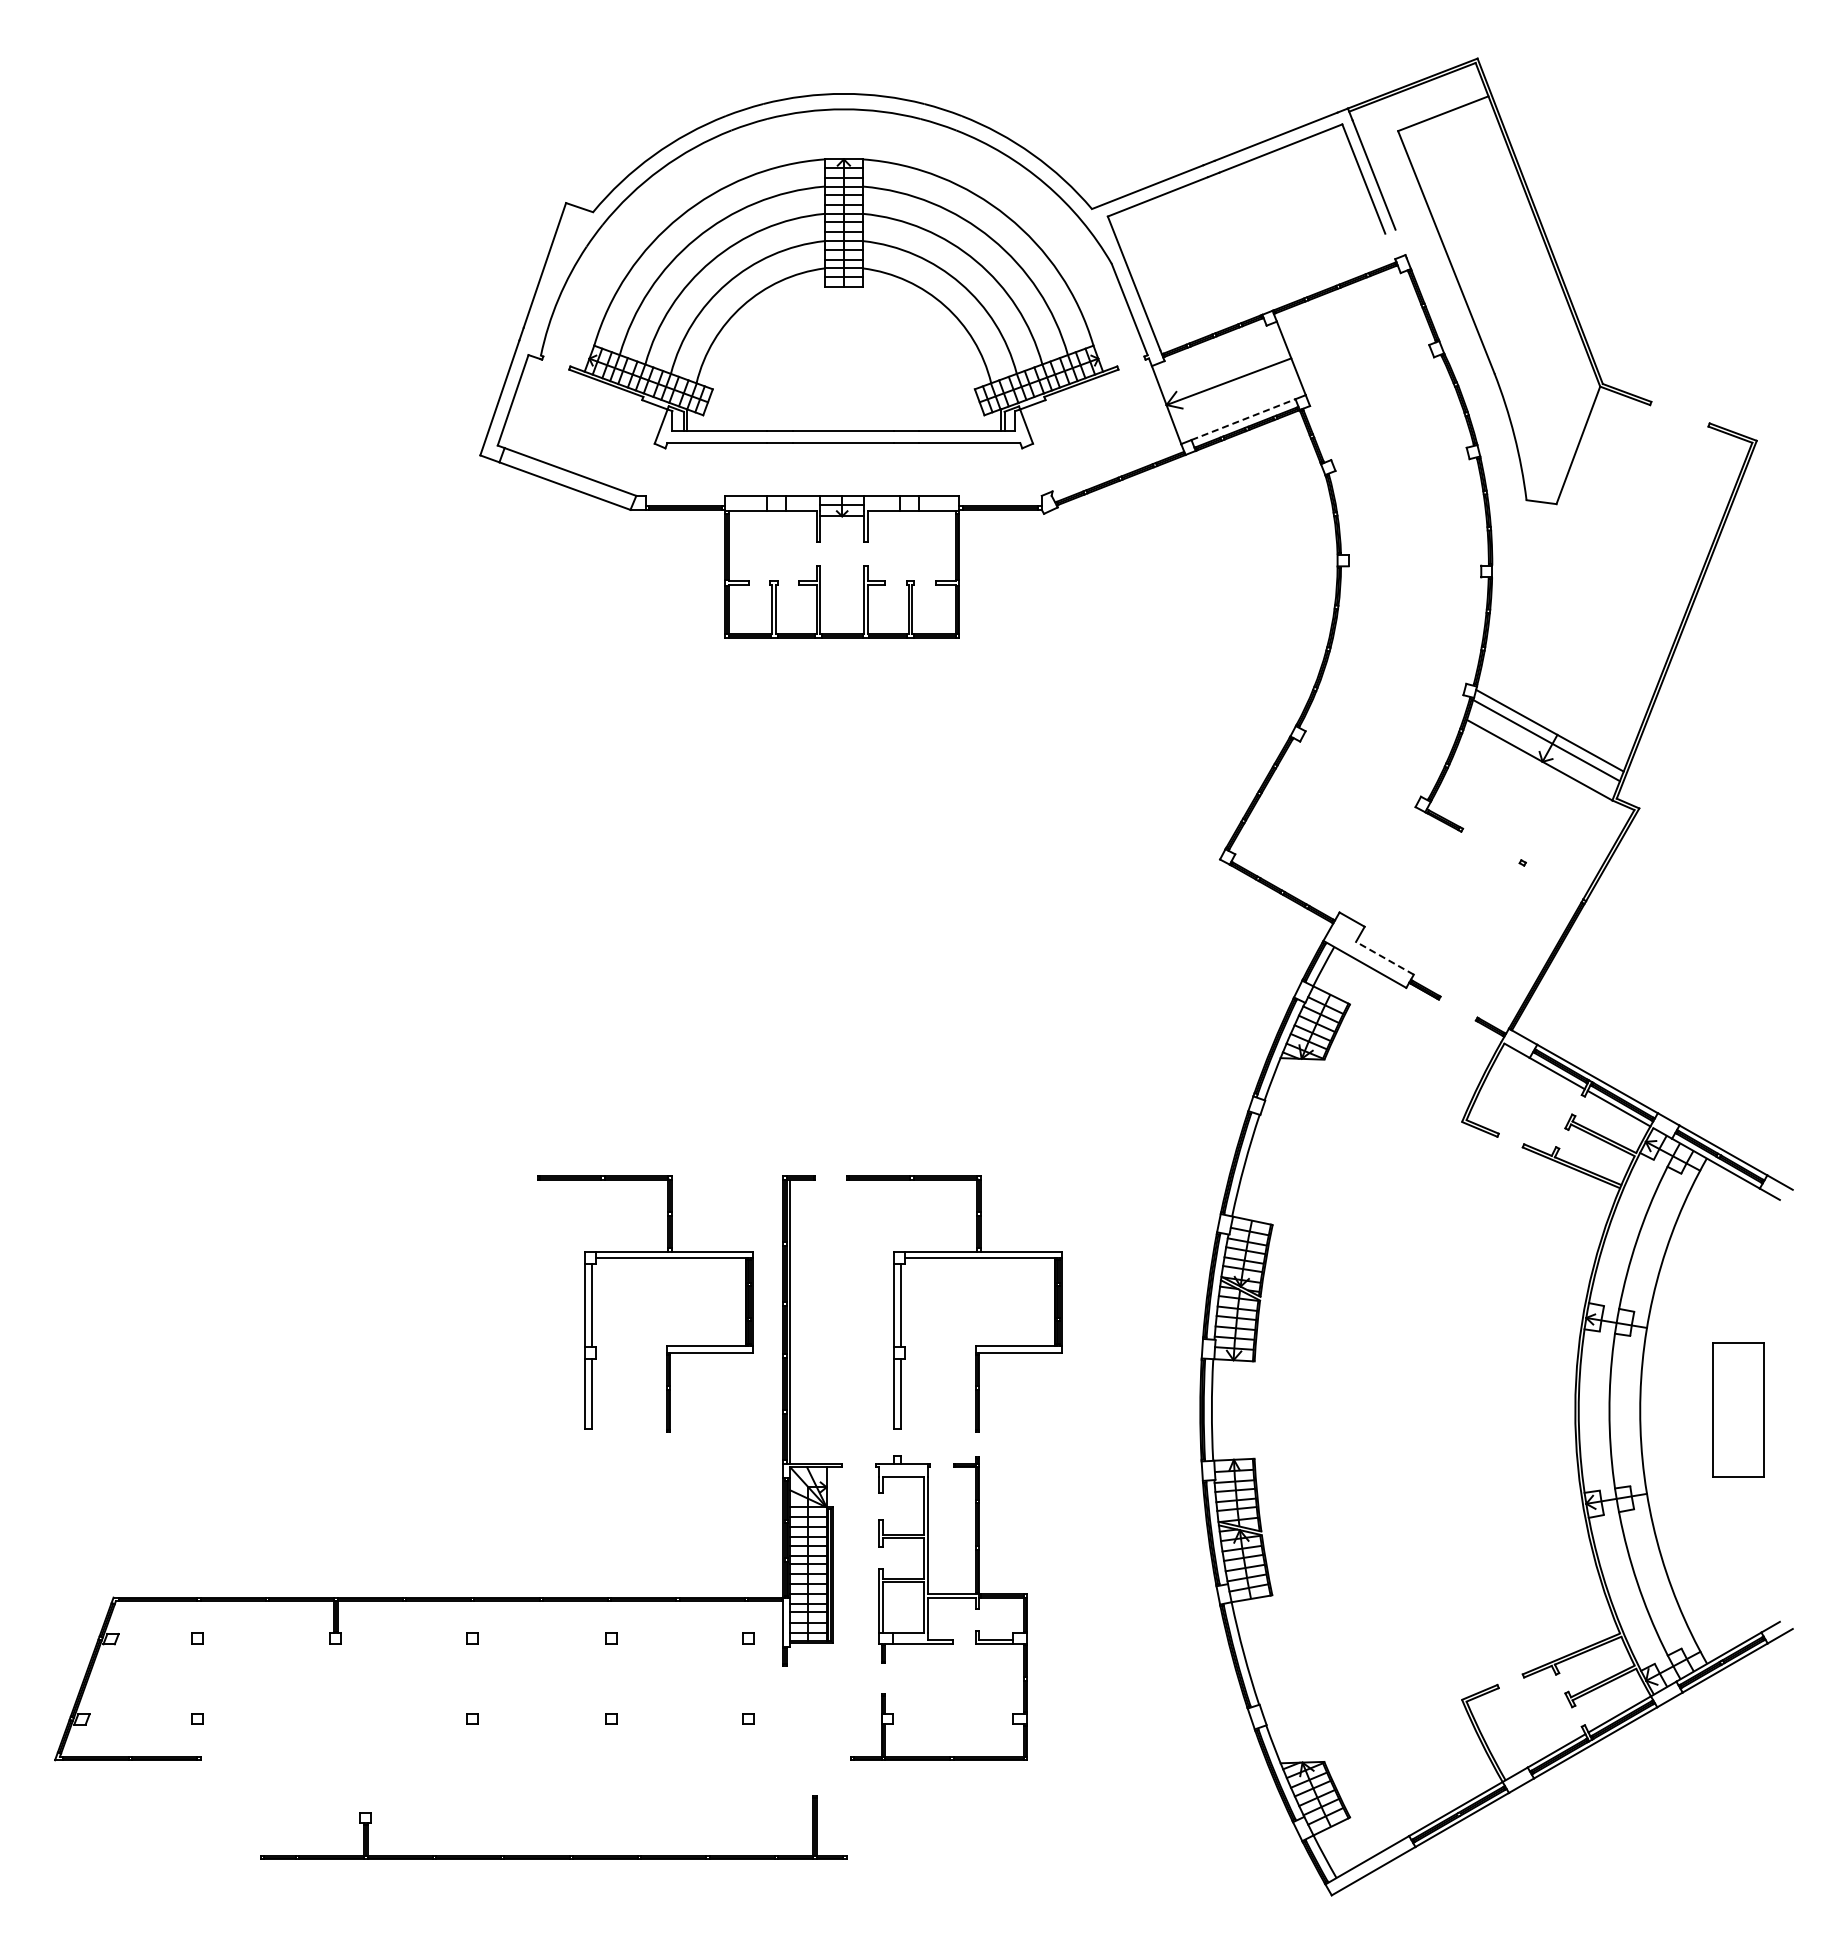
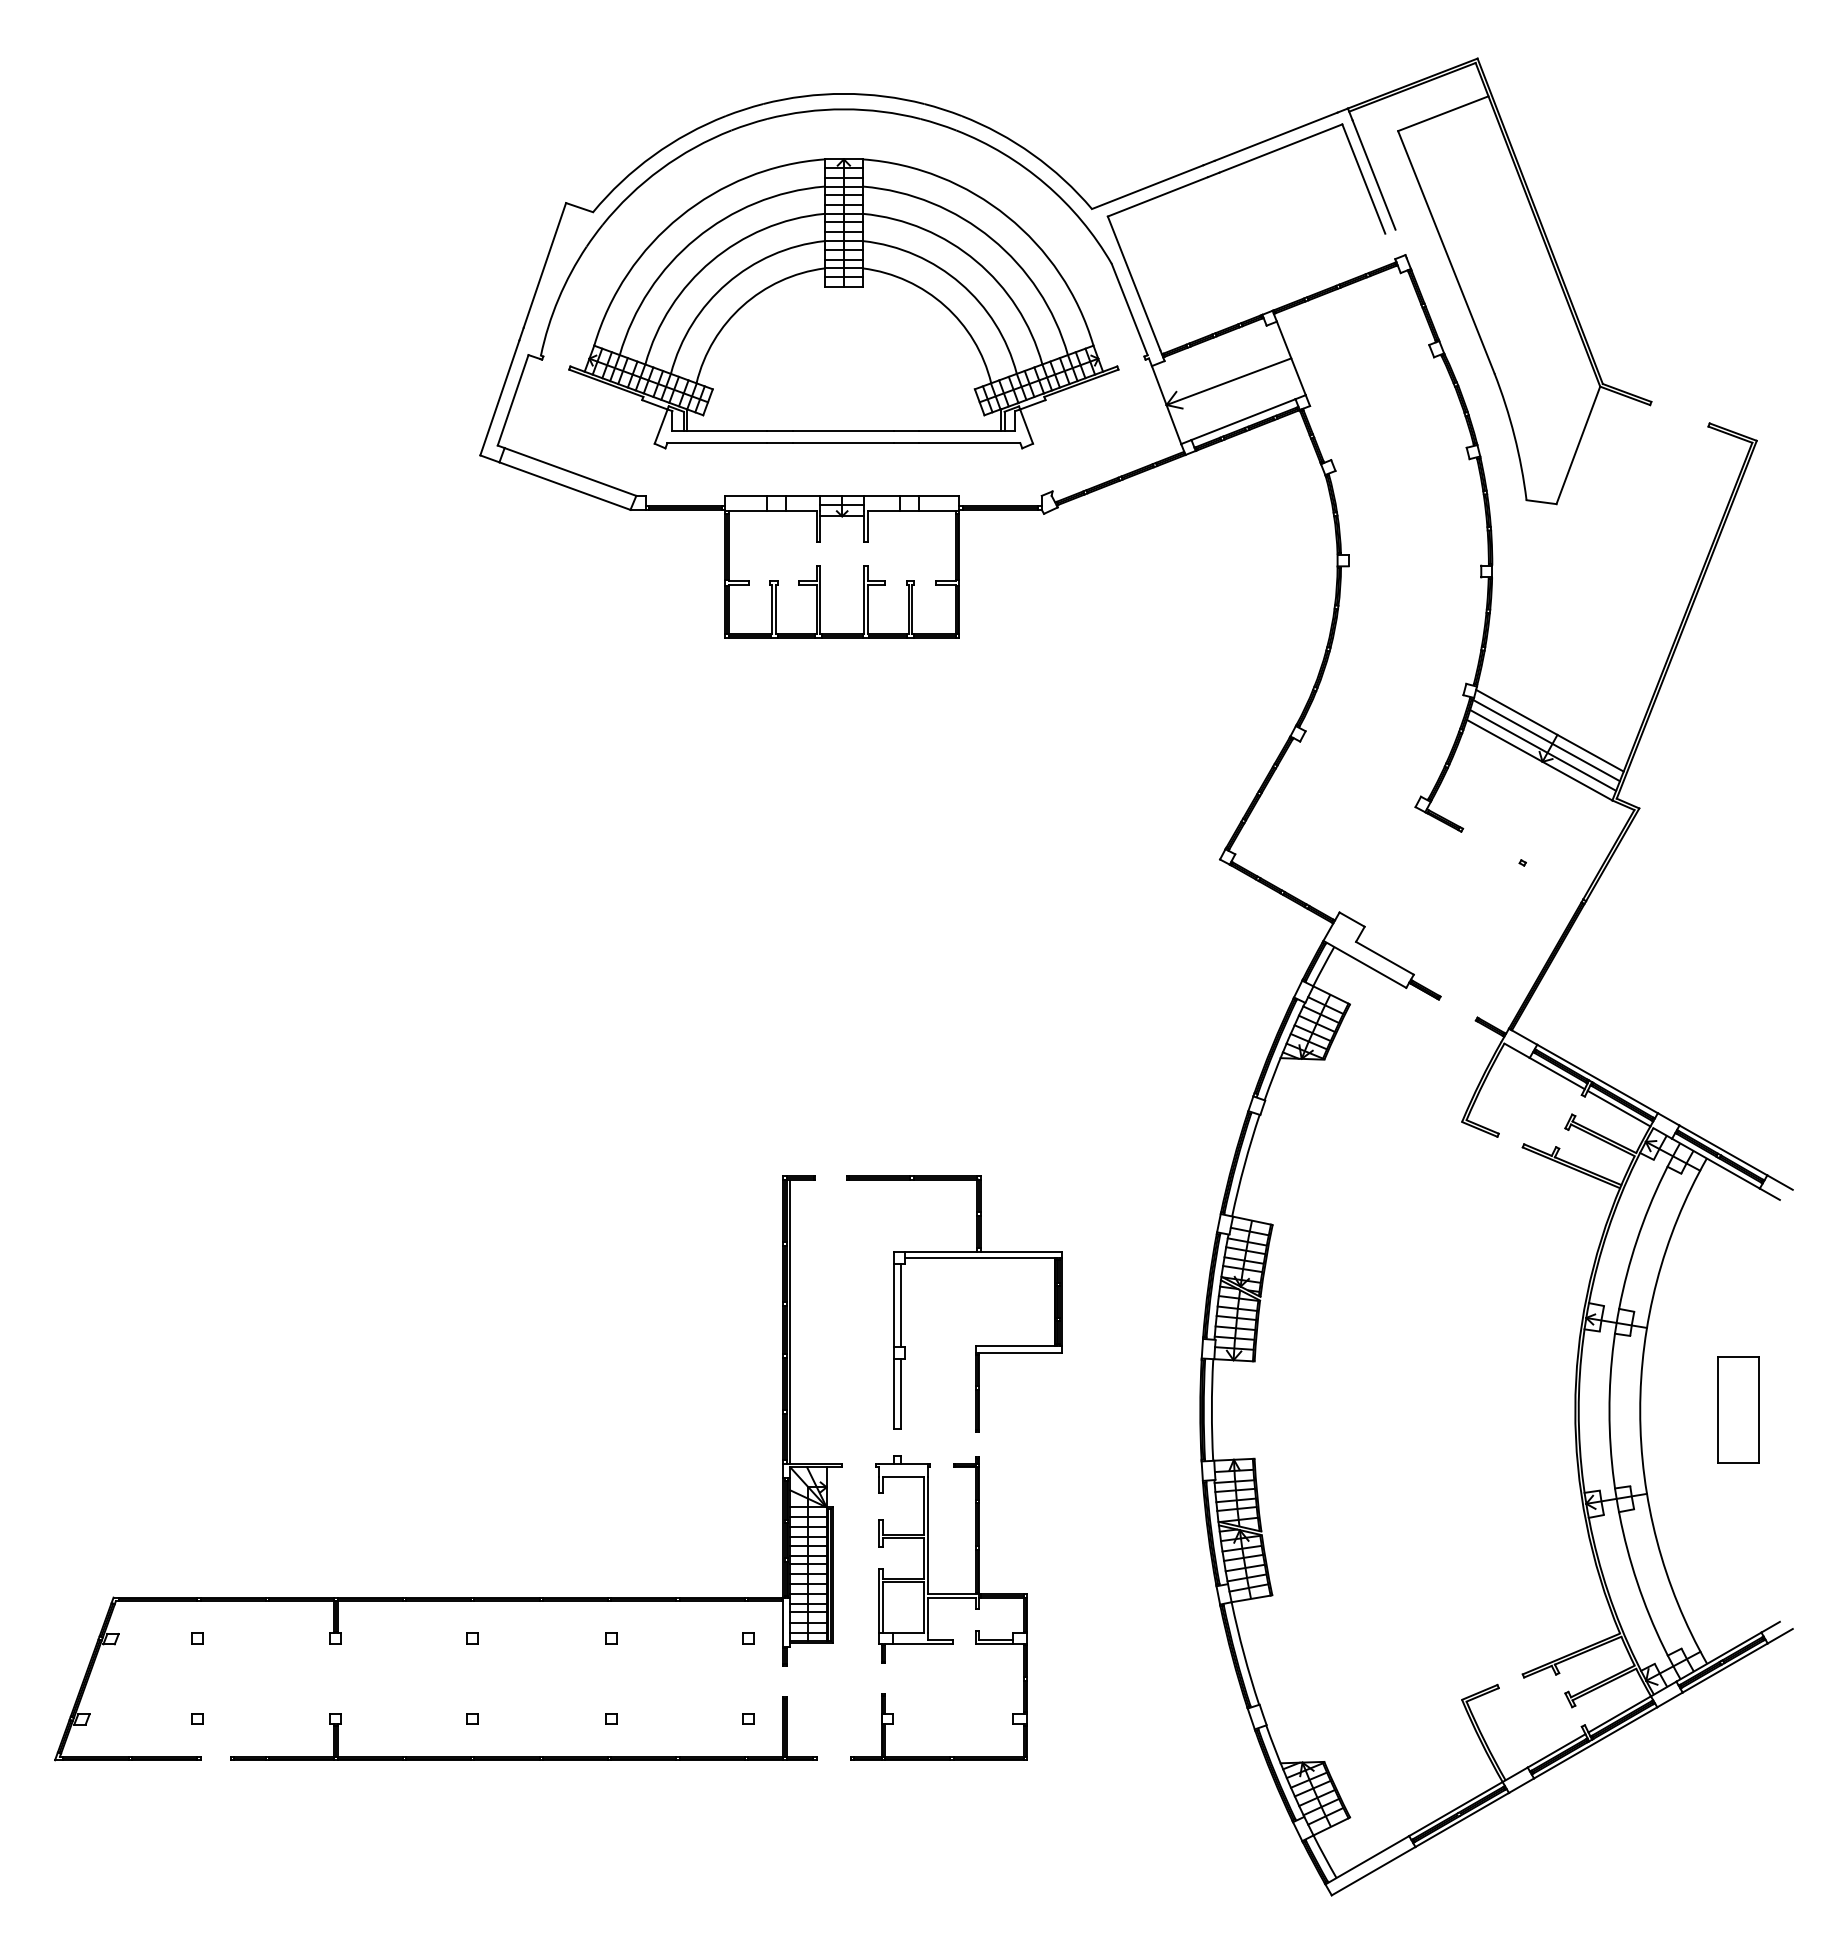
line: dashed -> solid (1243, 419)
line: none -> present (1543, 750)
line: dashed -> solid (1384, 958)
part: present -> none (645, 1258)
part size: 53x136 px -> 43x108 px (1738, 1409)
part position: (553, 1855) -> (523, 1756) (523, 1756)
